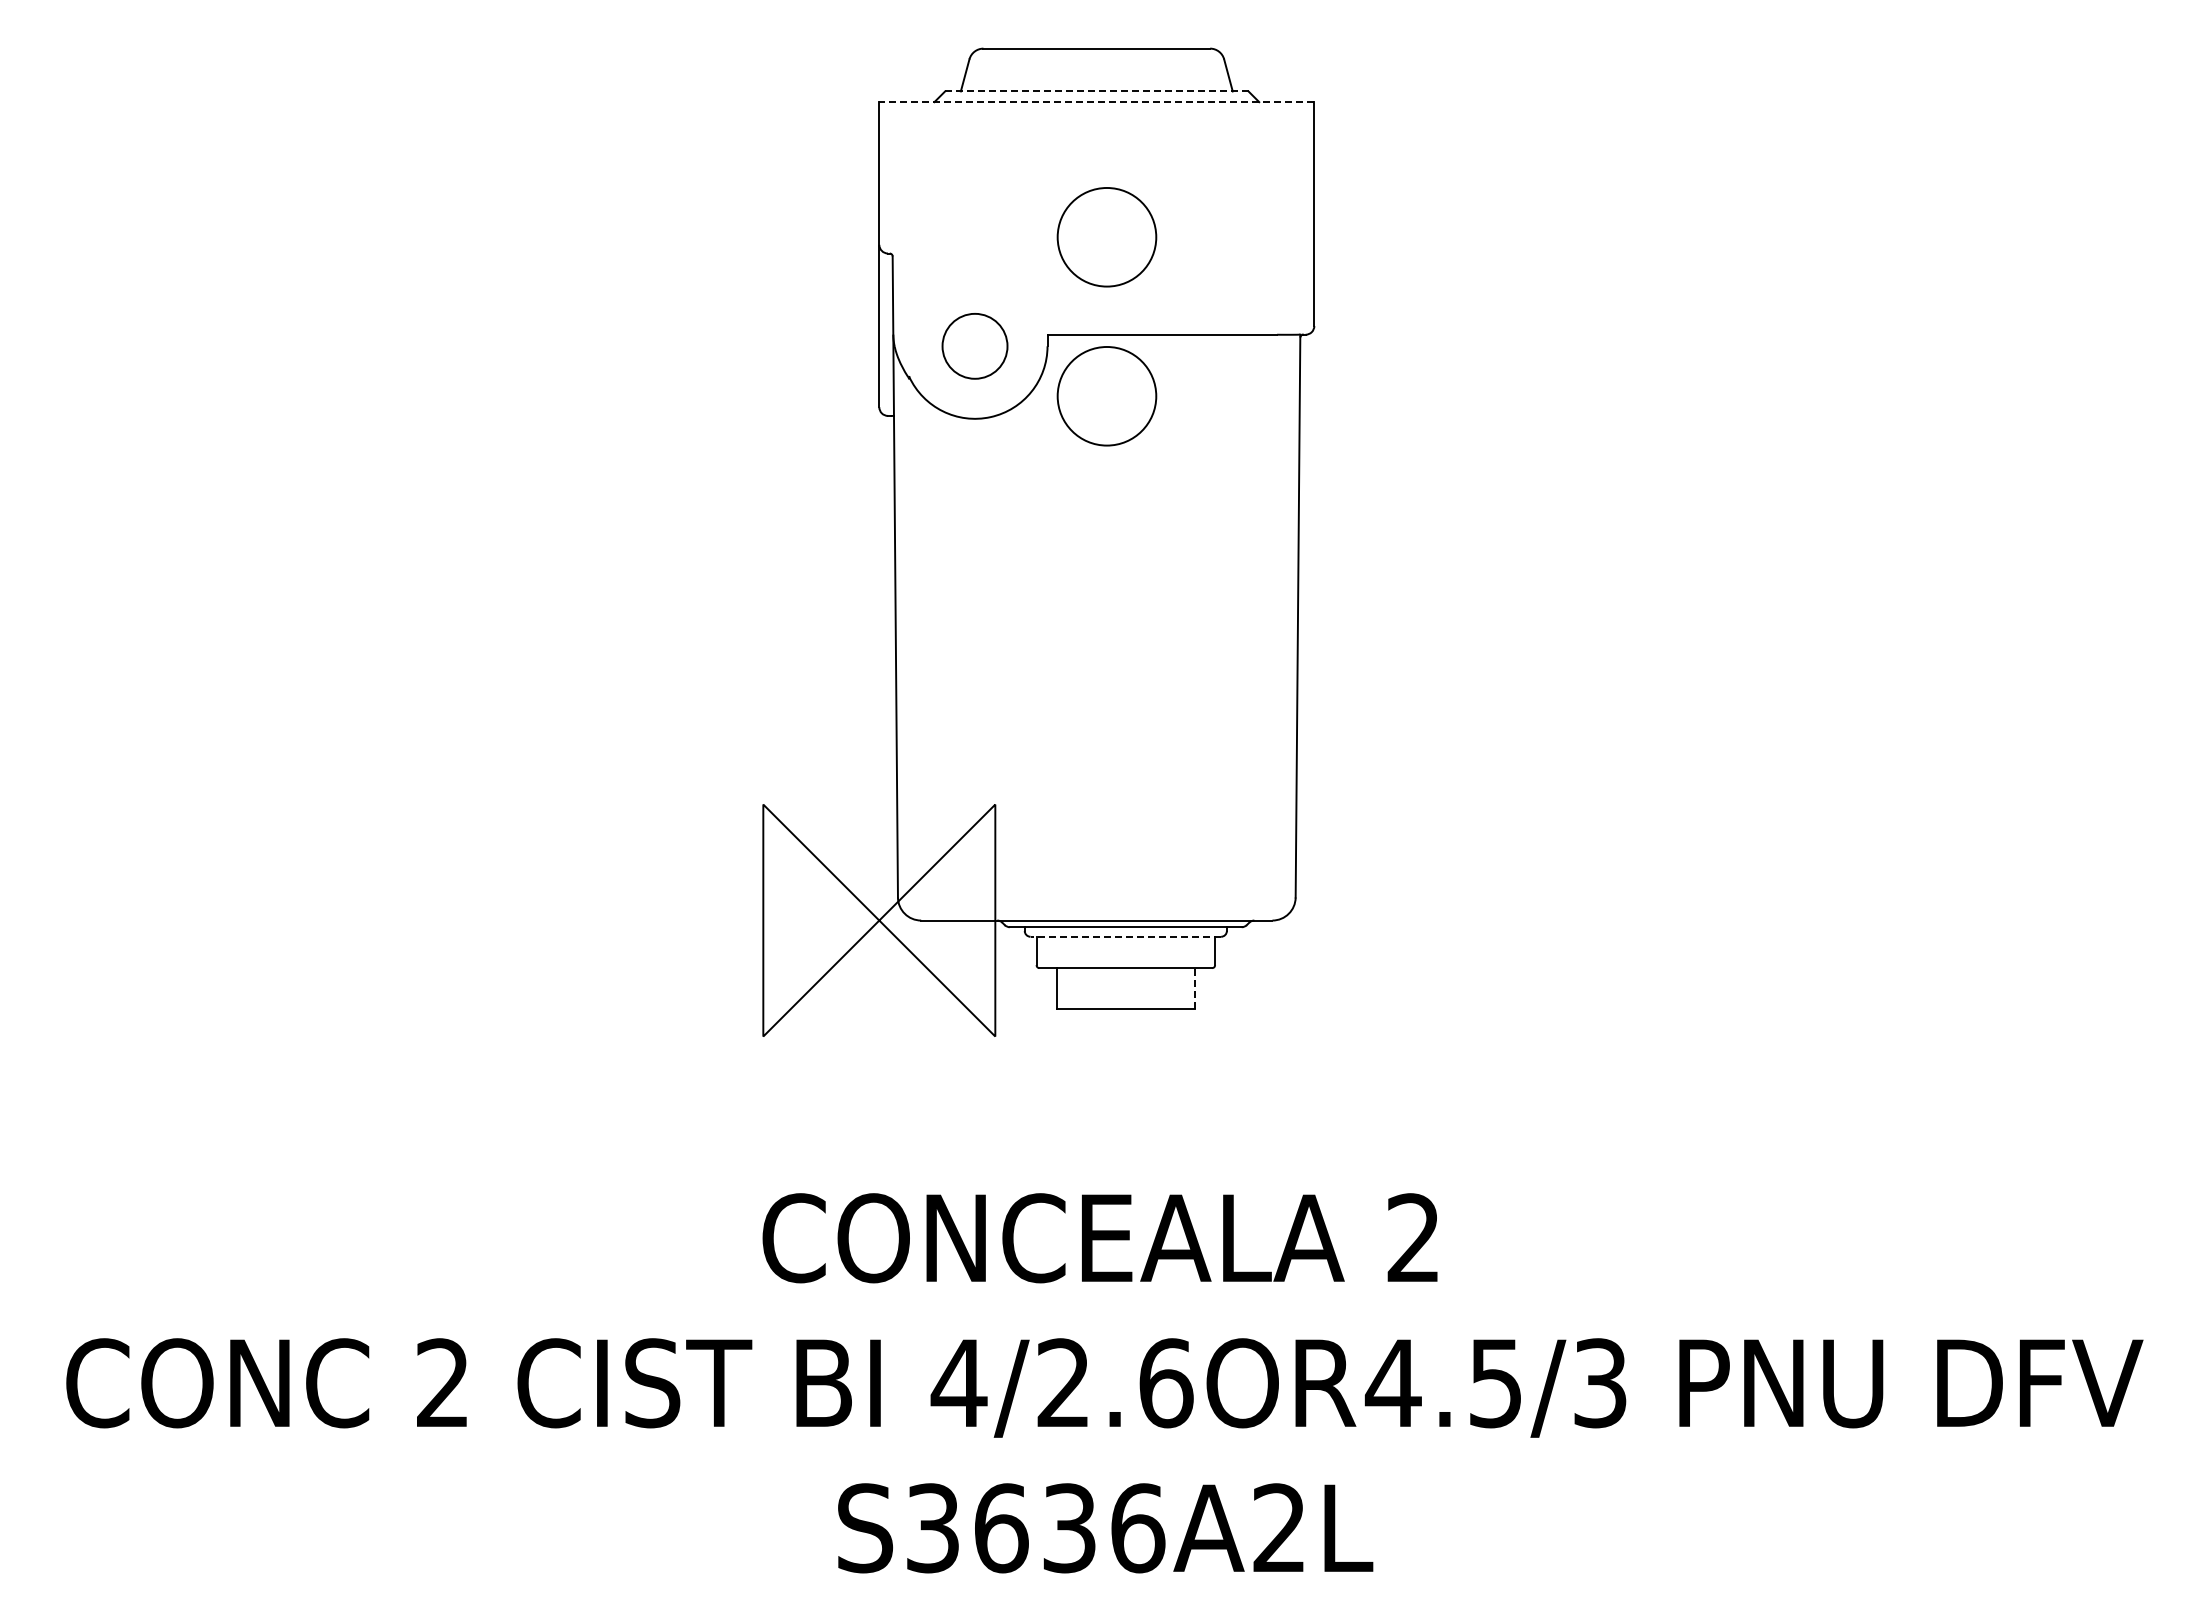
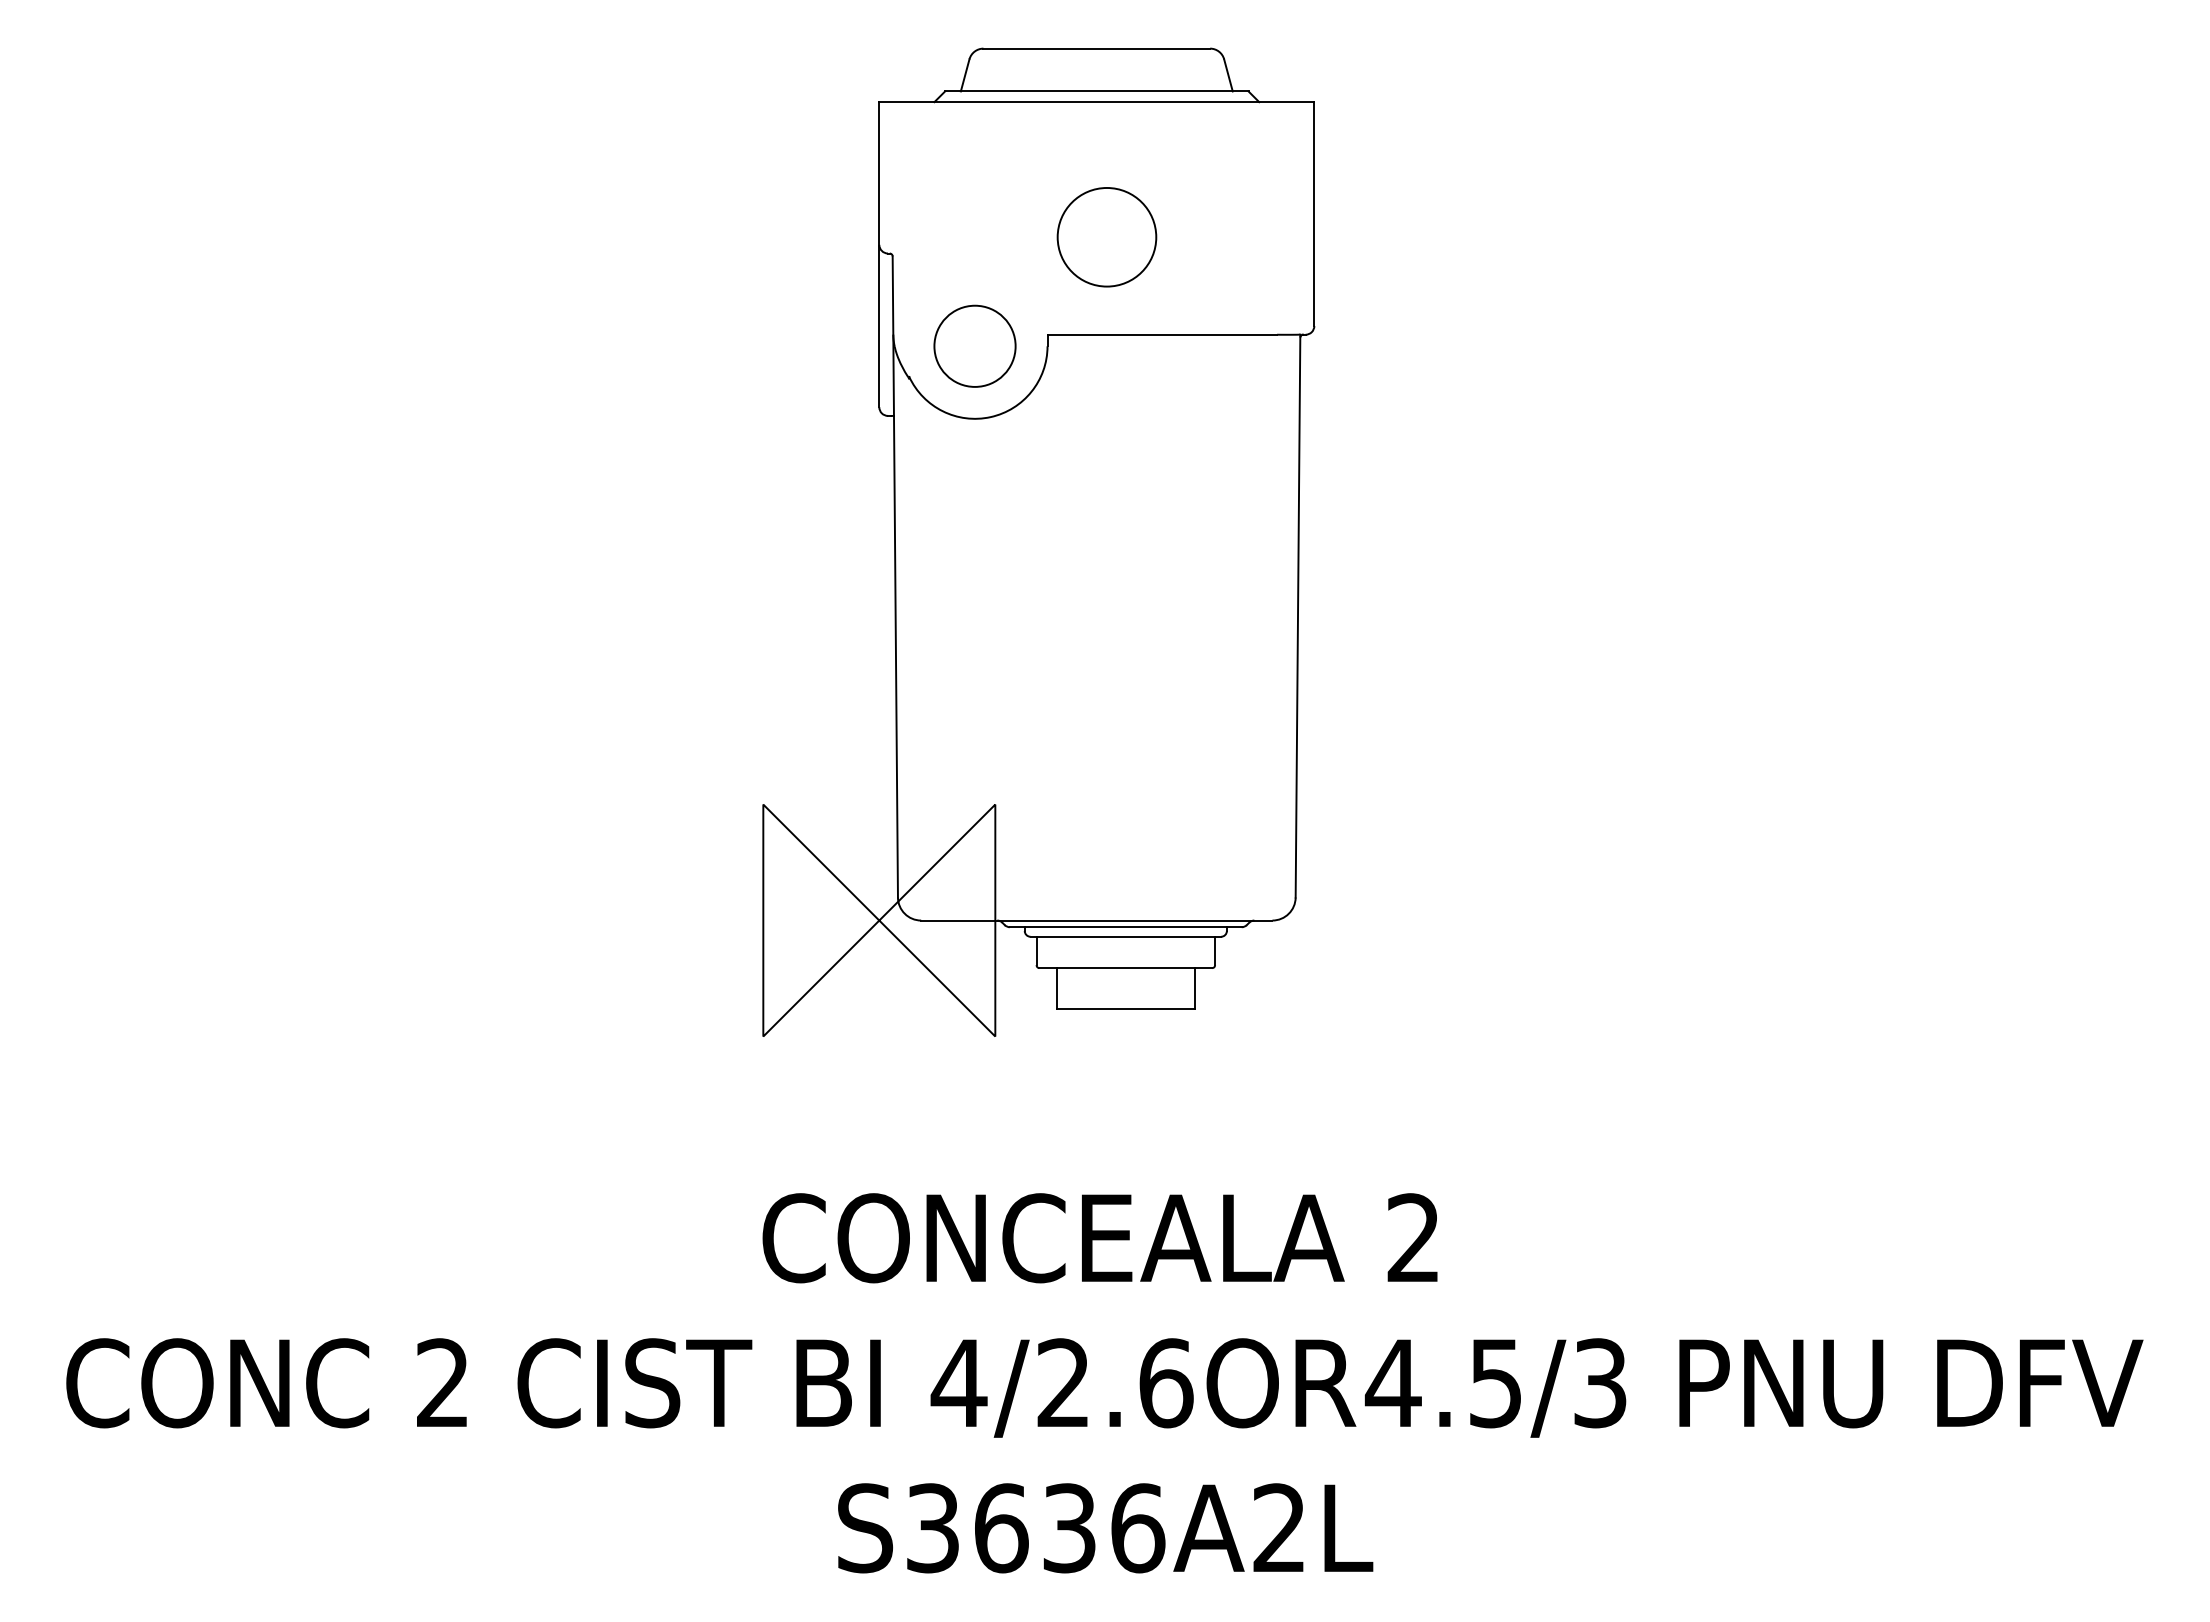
line: dashed -> solid (1096, 91)
line: dashed -> solid (1096, 102)
circle diameter: 65 px -> 81 px (974, 345)
circle: present -> none (1106, 396)
line: dashed -> solid (1125, 936)
line: dashed -> solid (1194, 987)
